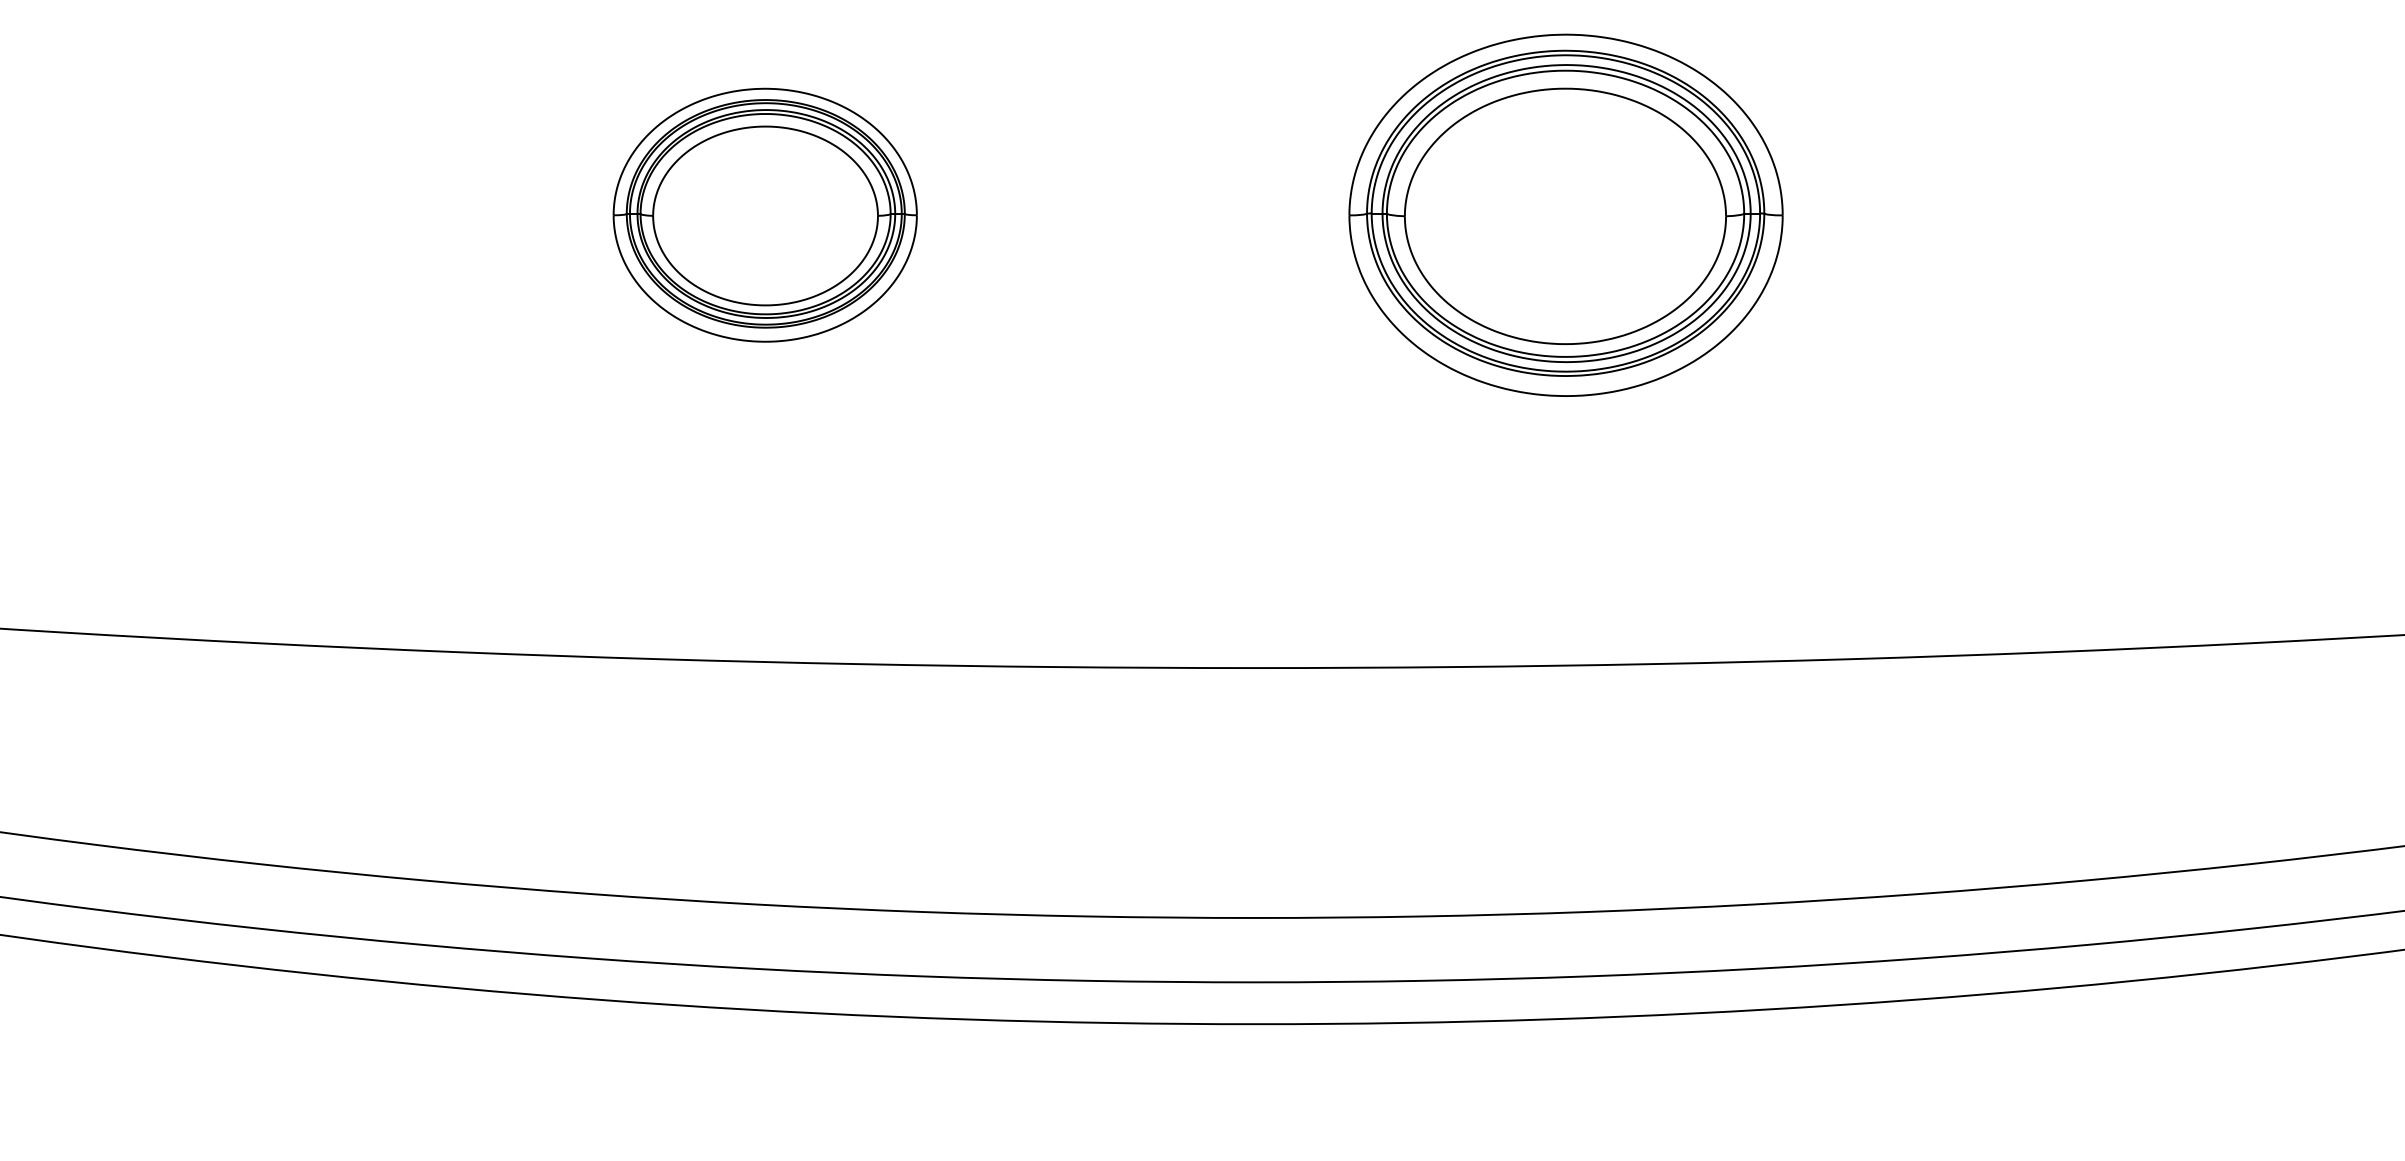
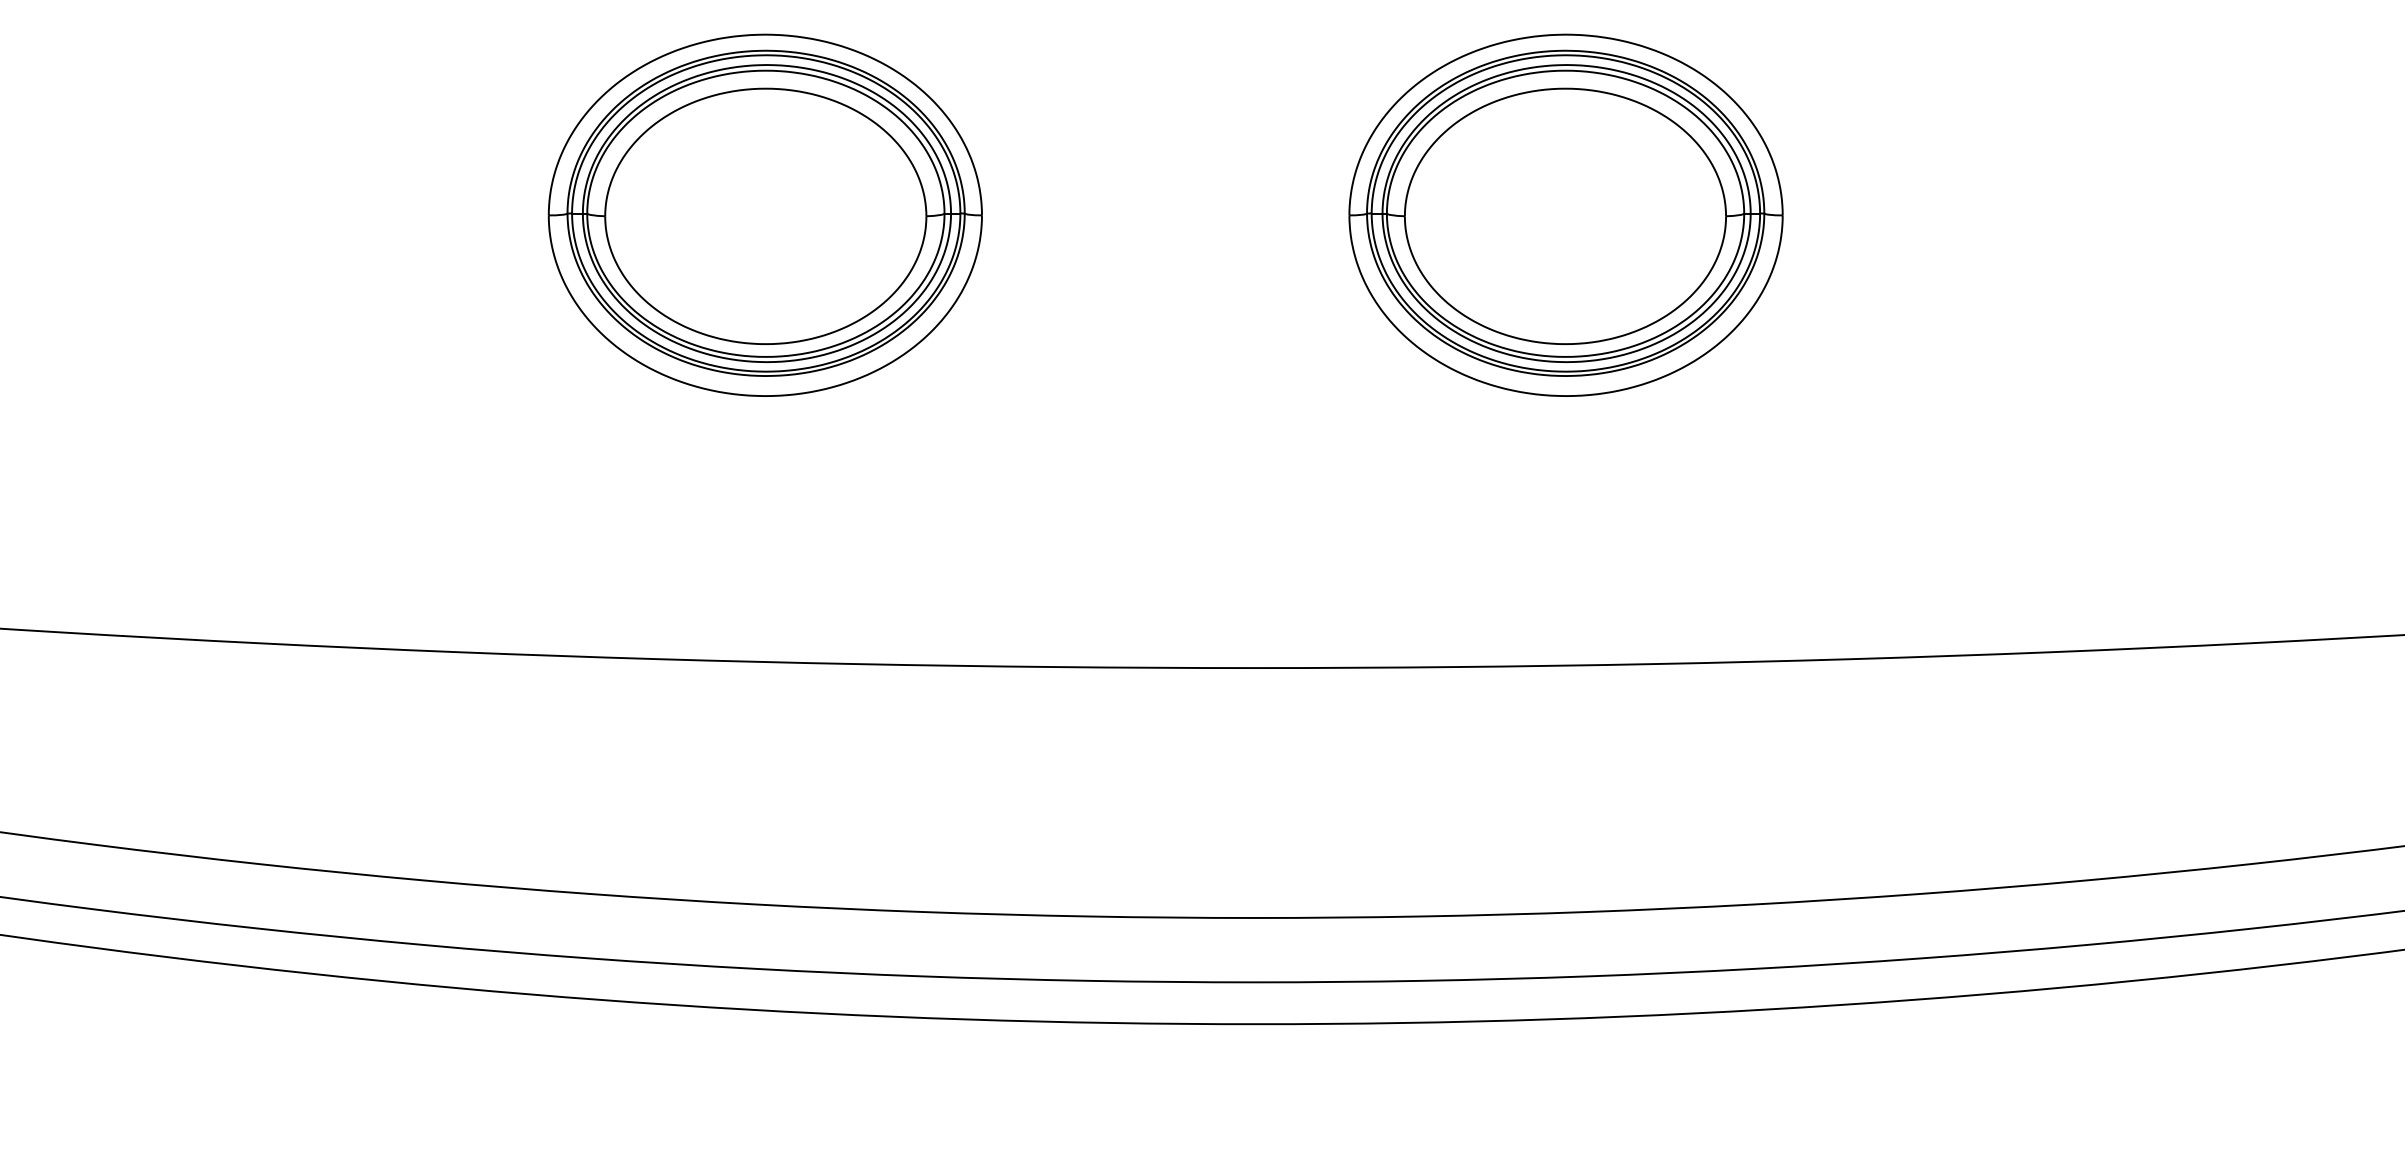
part size: 306x256 px -> 436x364 px (764, 214)
